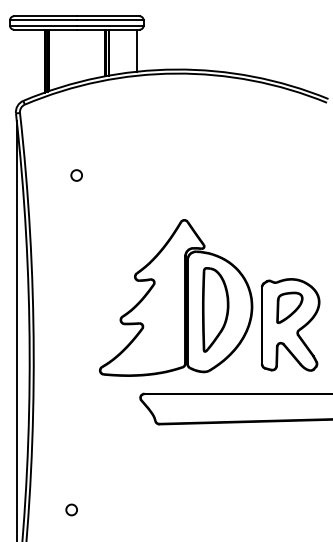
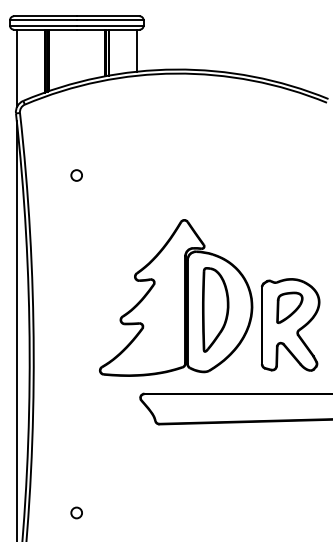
line: none -> present (16, 68)
circle position: (71, 509) -> (76, 512) (76, 512)
